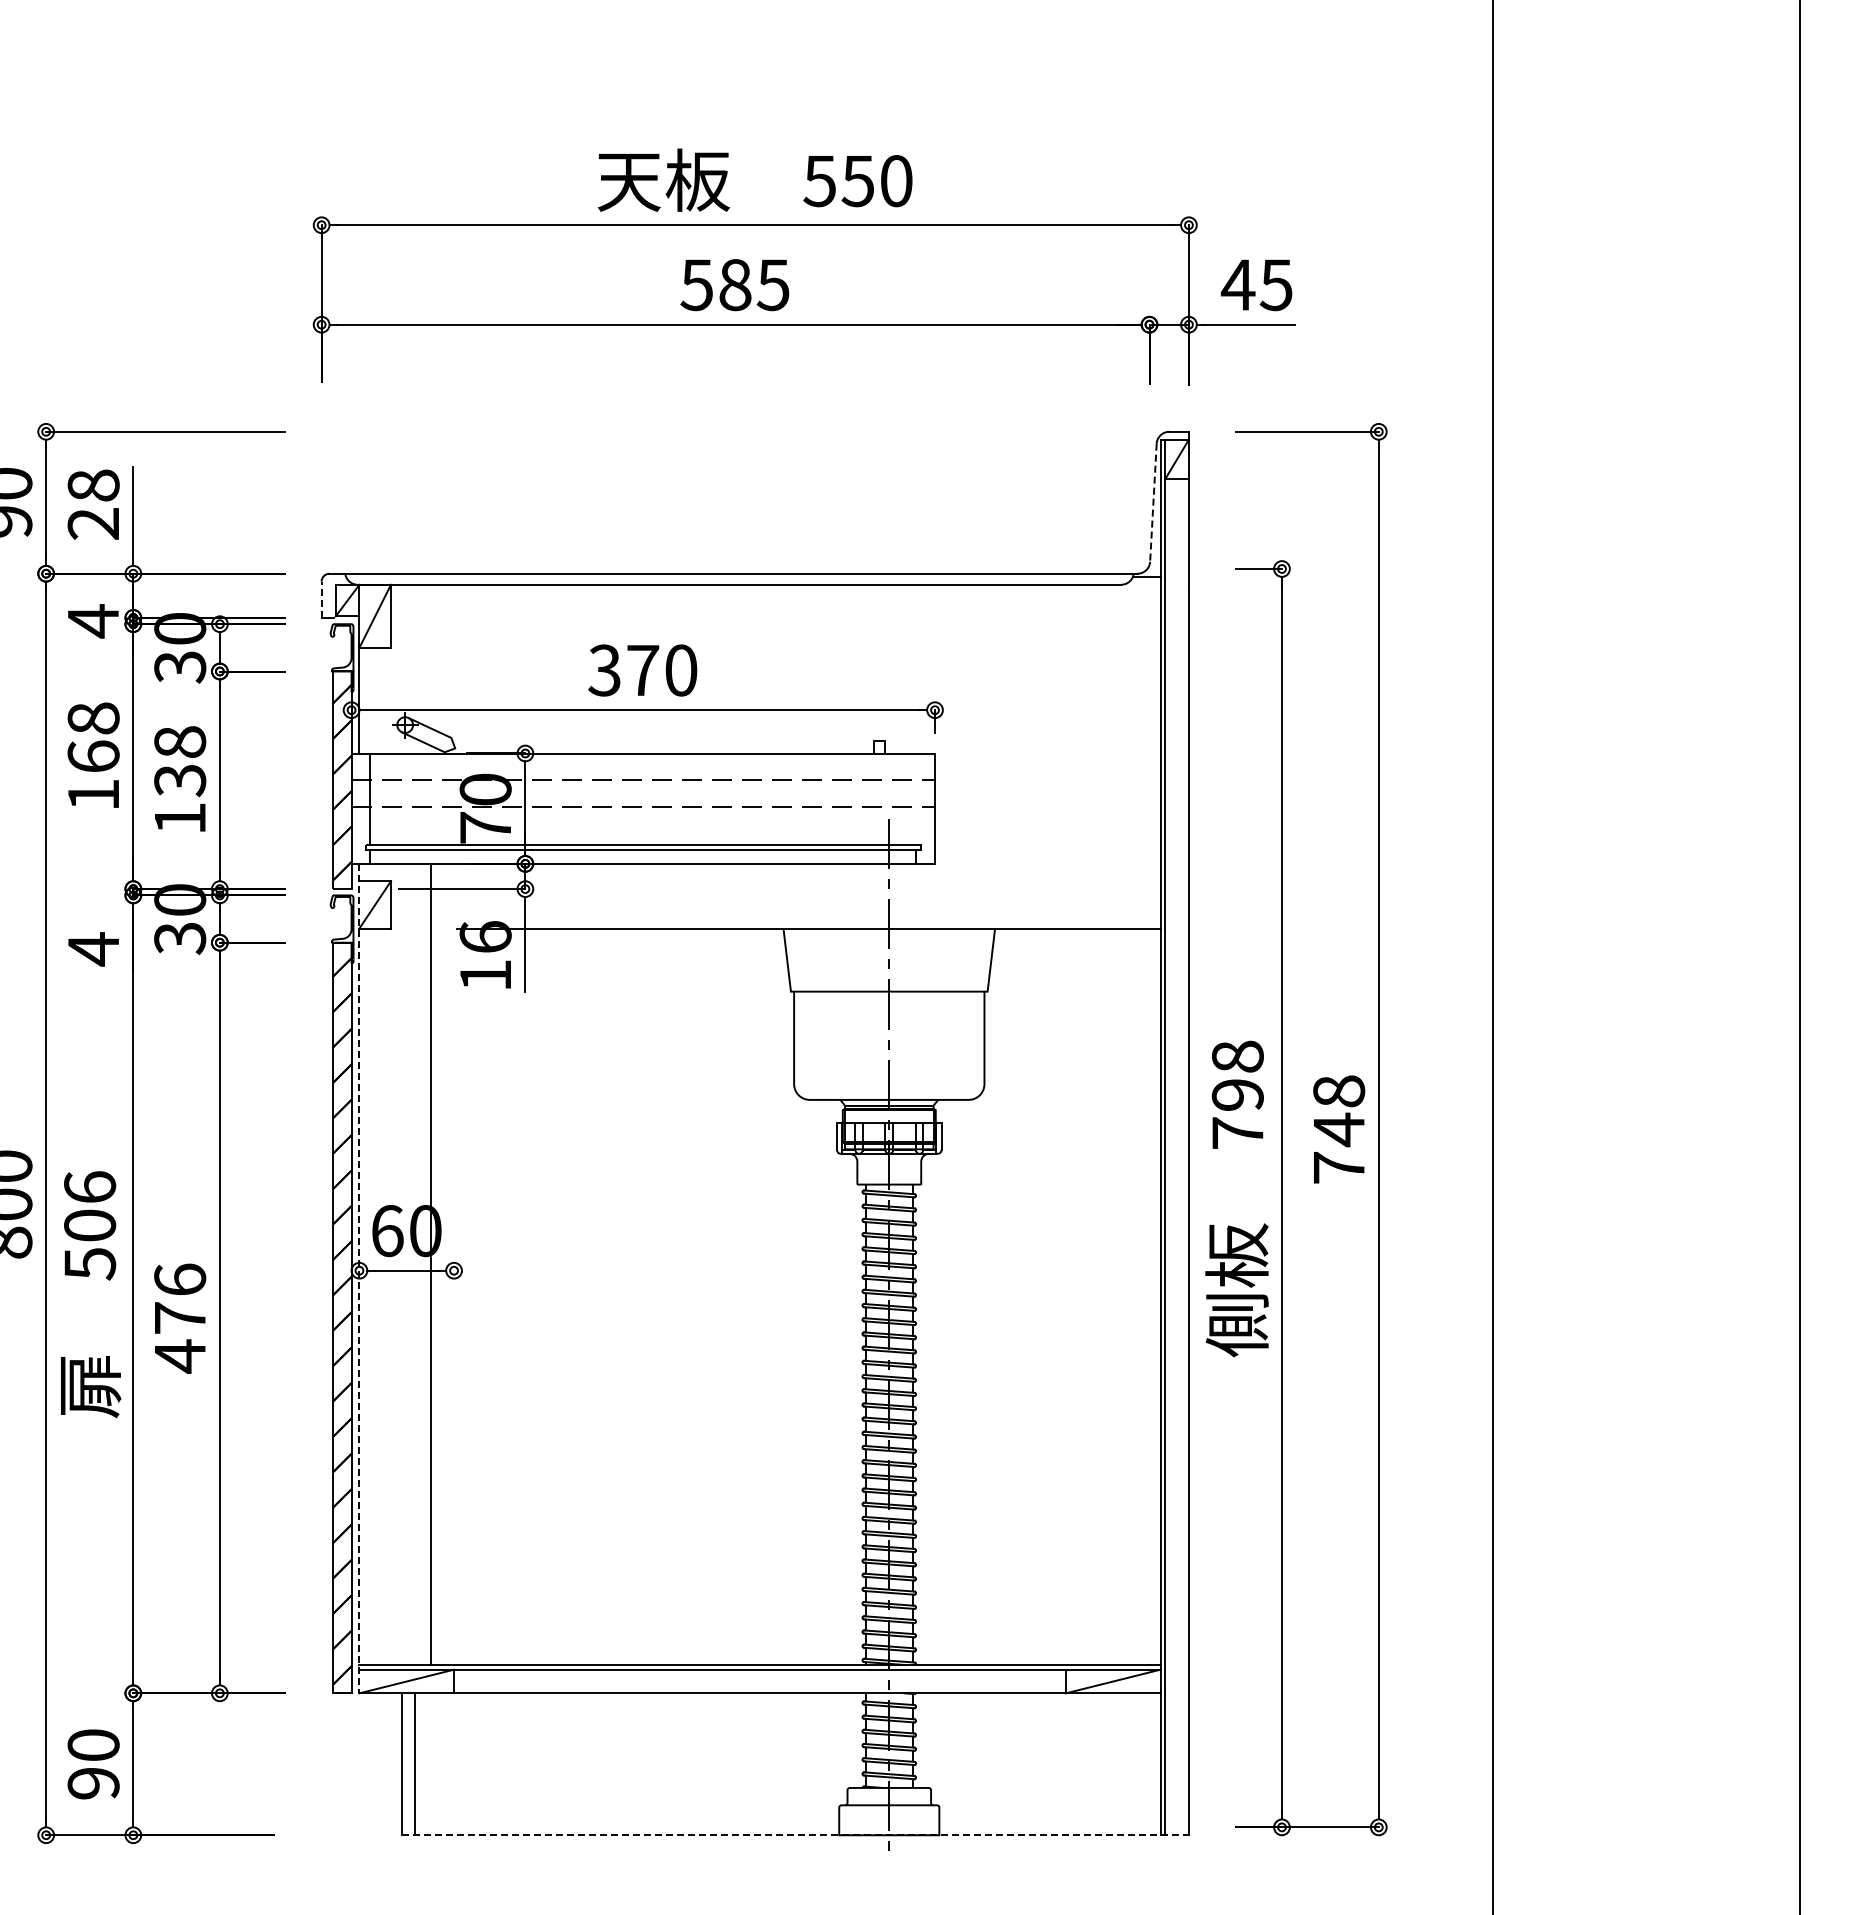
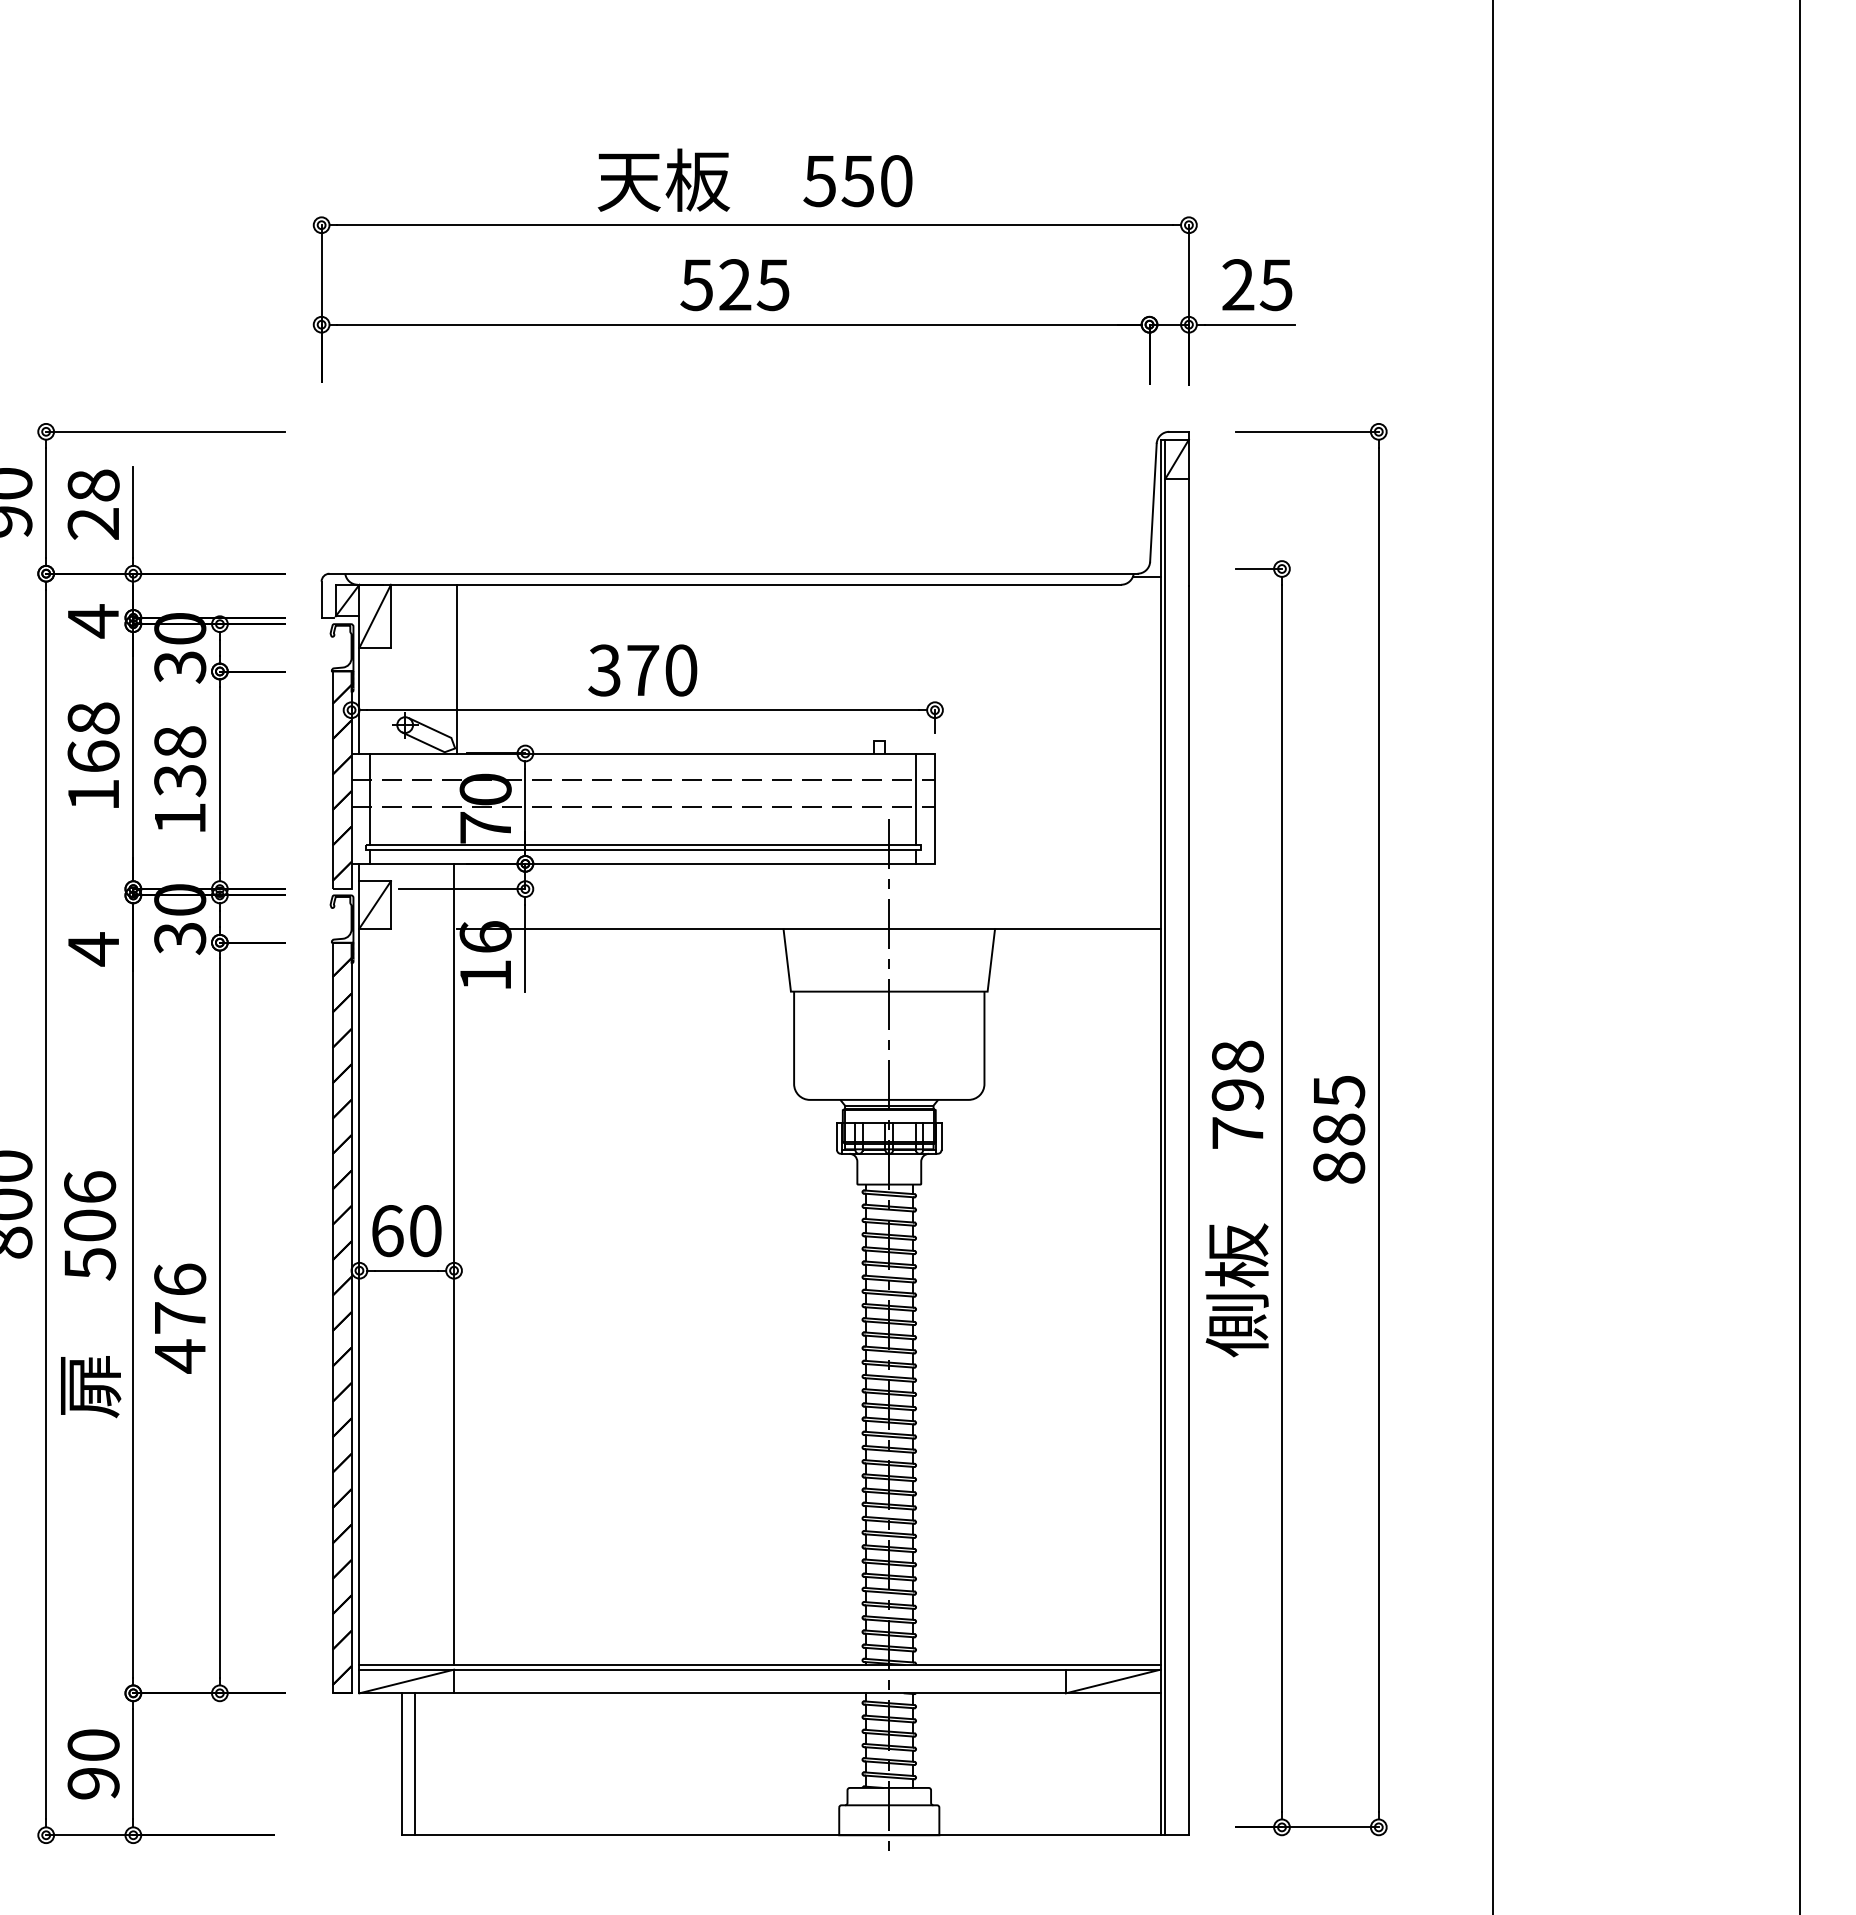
text: 45 -> 25 (1237, 284)
text: 585 -> 525 (735, 285)
line: dashed -> solid (1153, 503)
line: dashed -> solid (321, 599)
line: none -> present (457, 668)
line: none -> present (916, 798)
text: 748 -> 885 (1339, 1129)
line position: (431, 1263) -> (454, 1263) (454, 1263)
line: dashed -> solid (359, 1278)
line: dashed -> solid (795, 1835)
